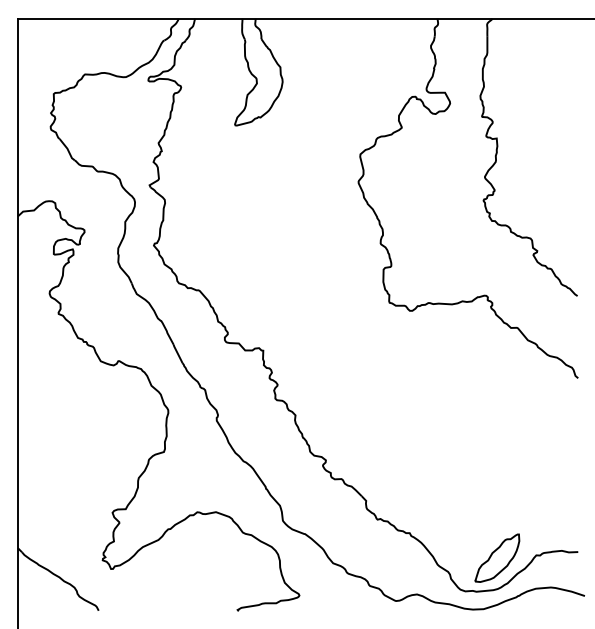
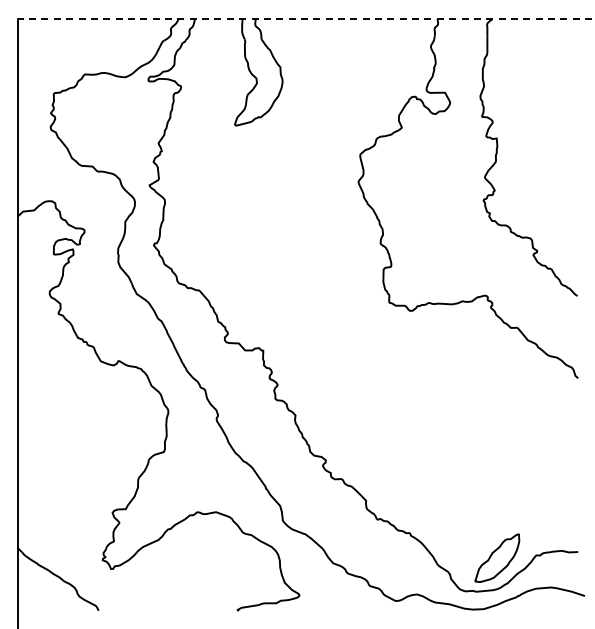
line: solid -> dashed (305, 18)
